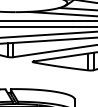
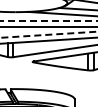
line: solid -> dashed (48, 21)
line: solid -> dashed (48, 34)
